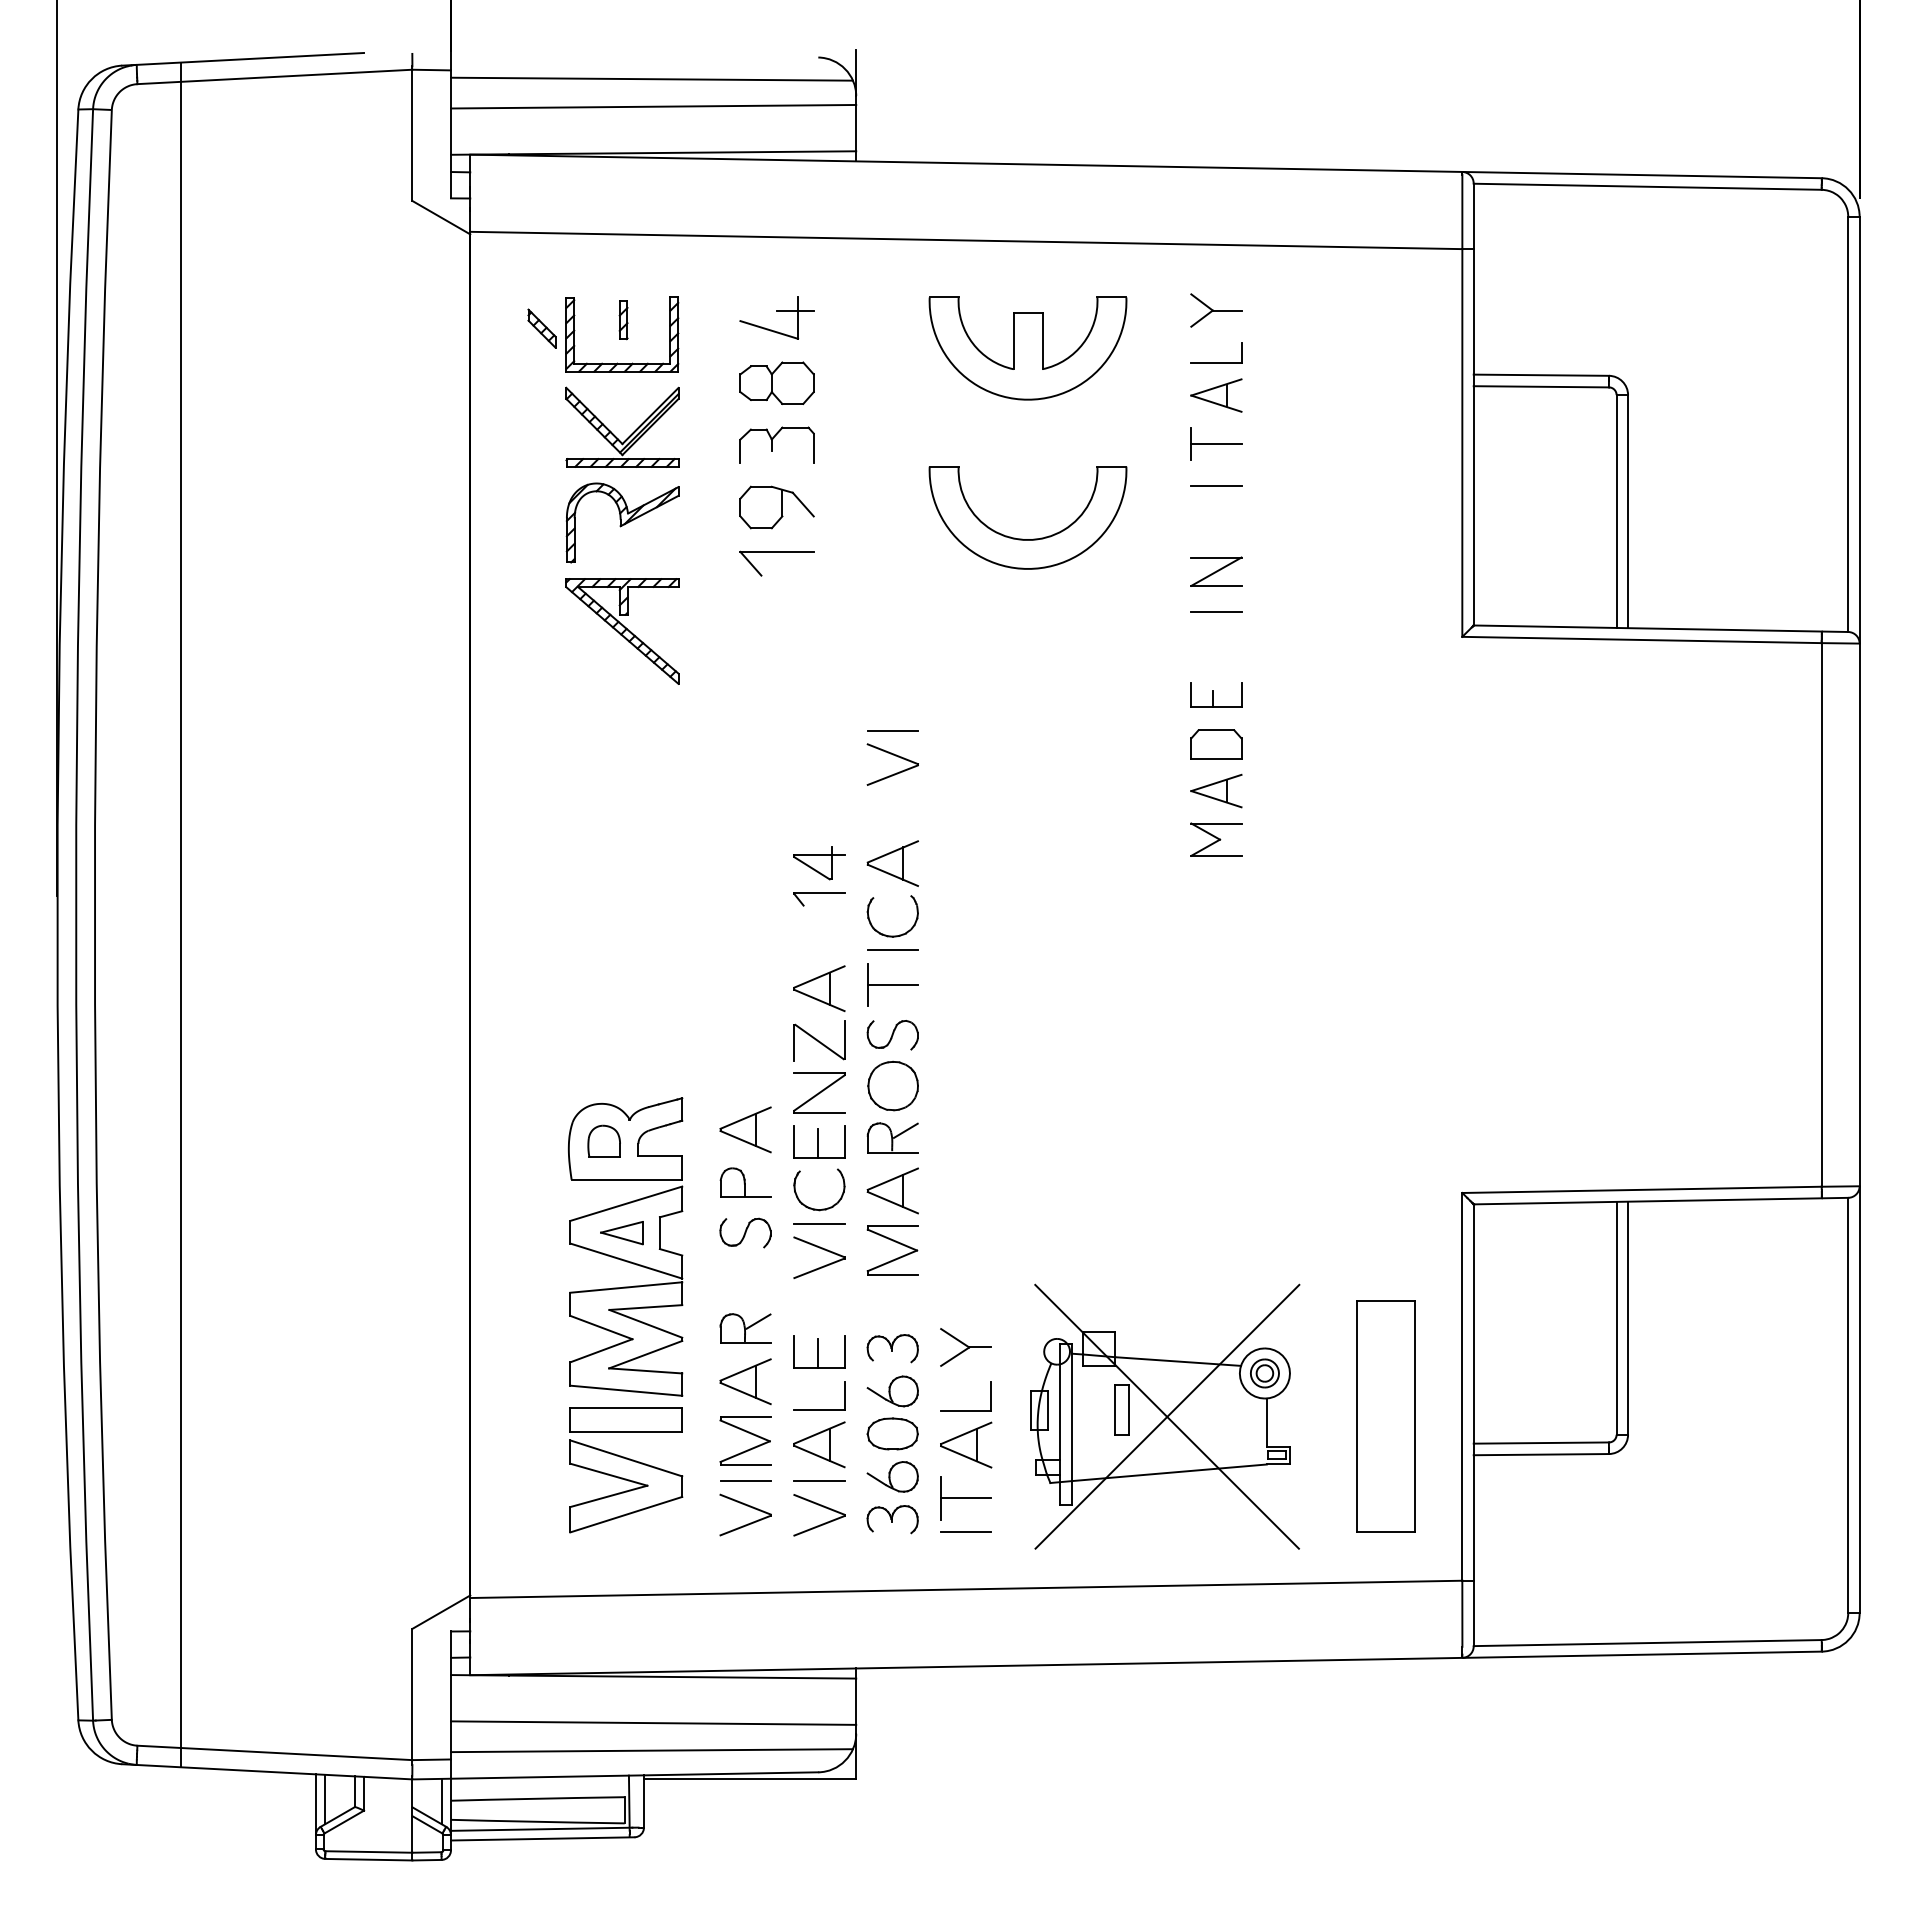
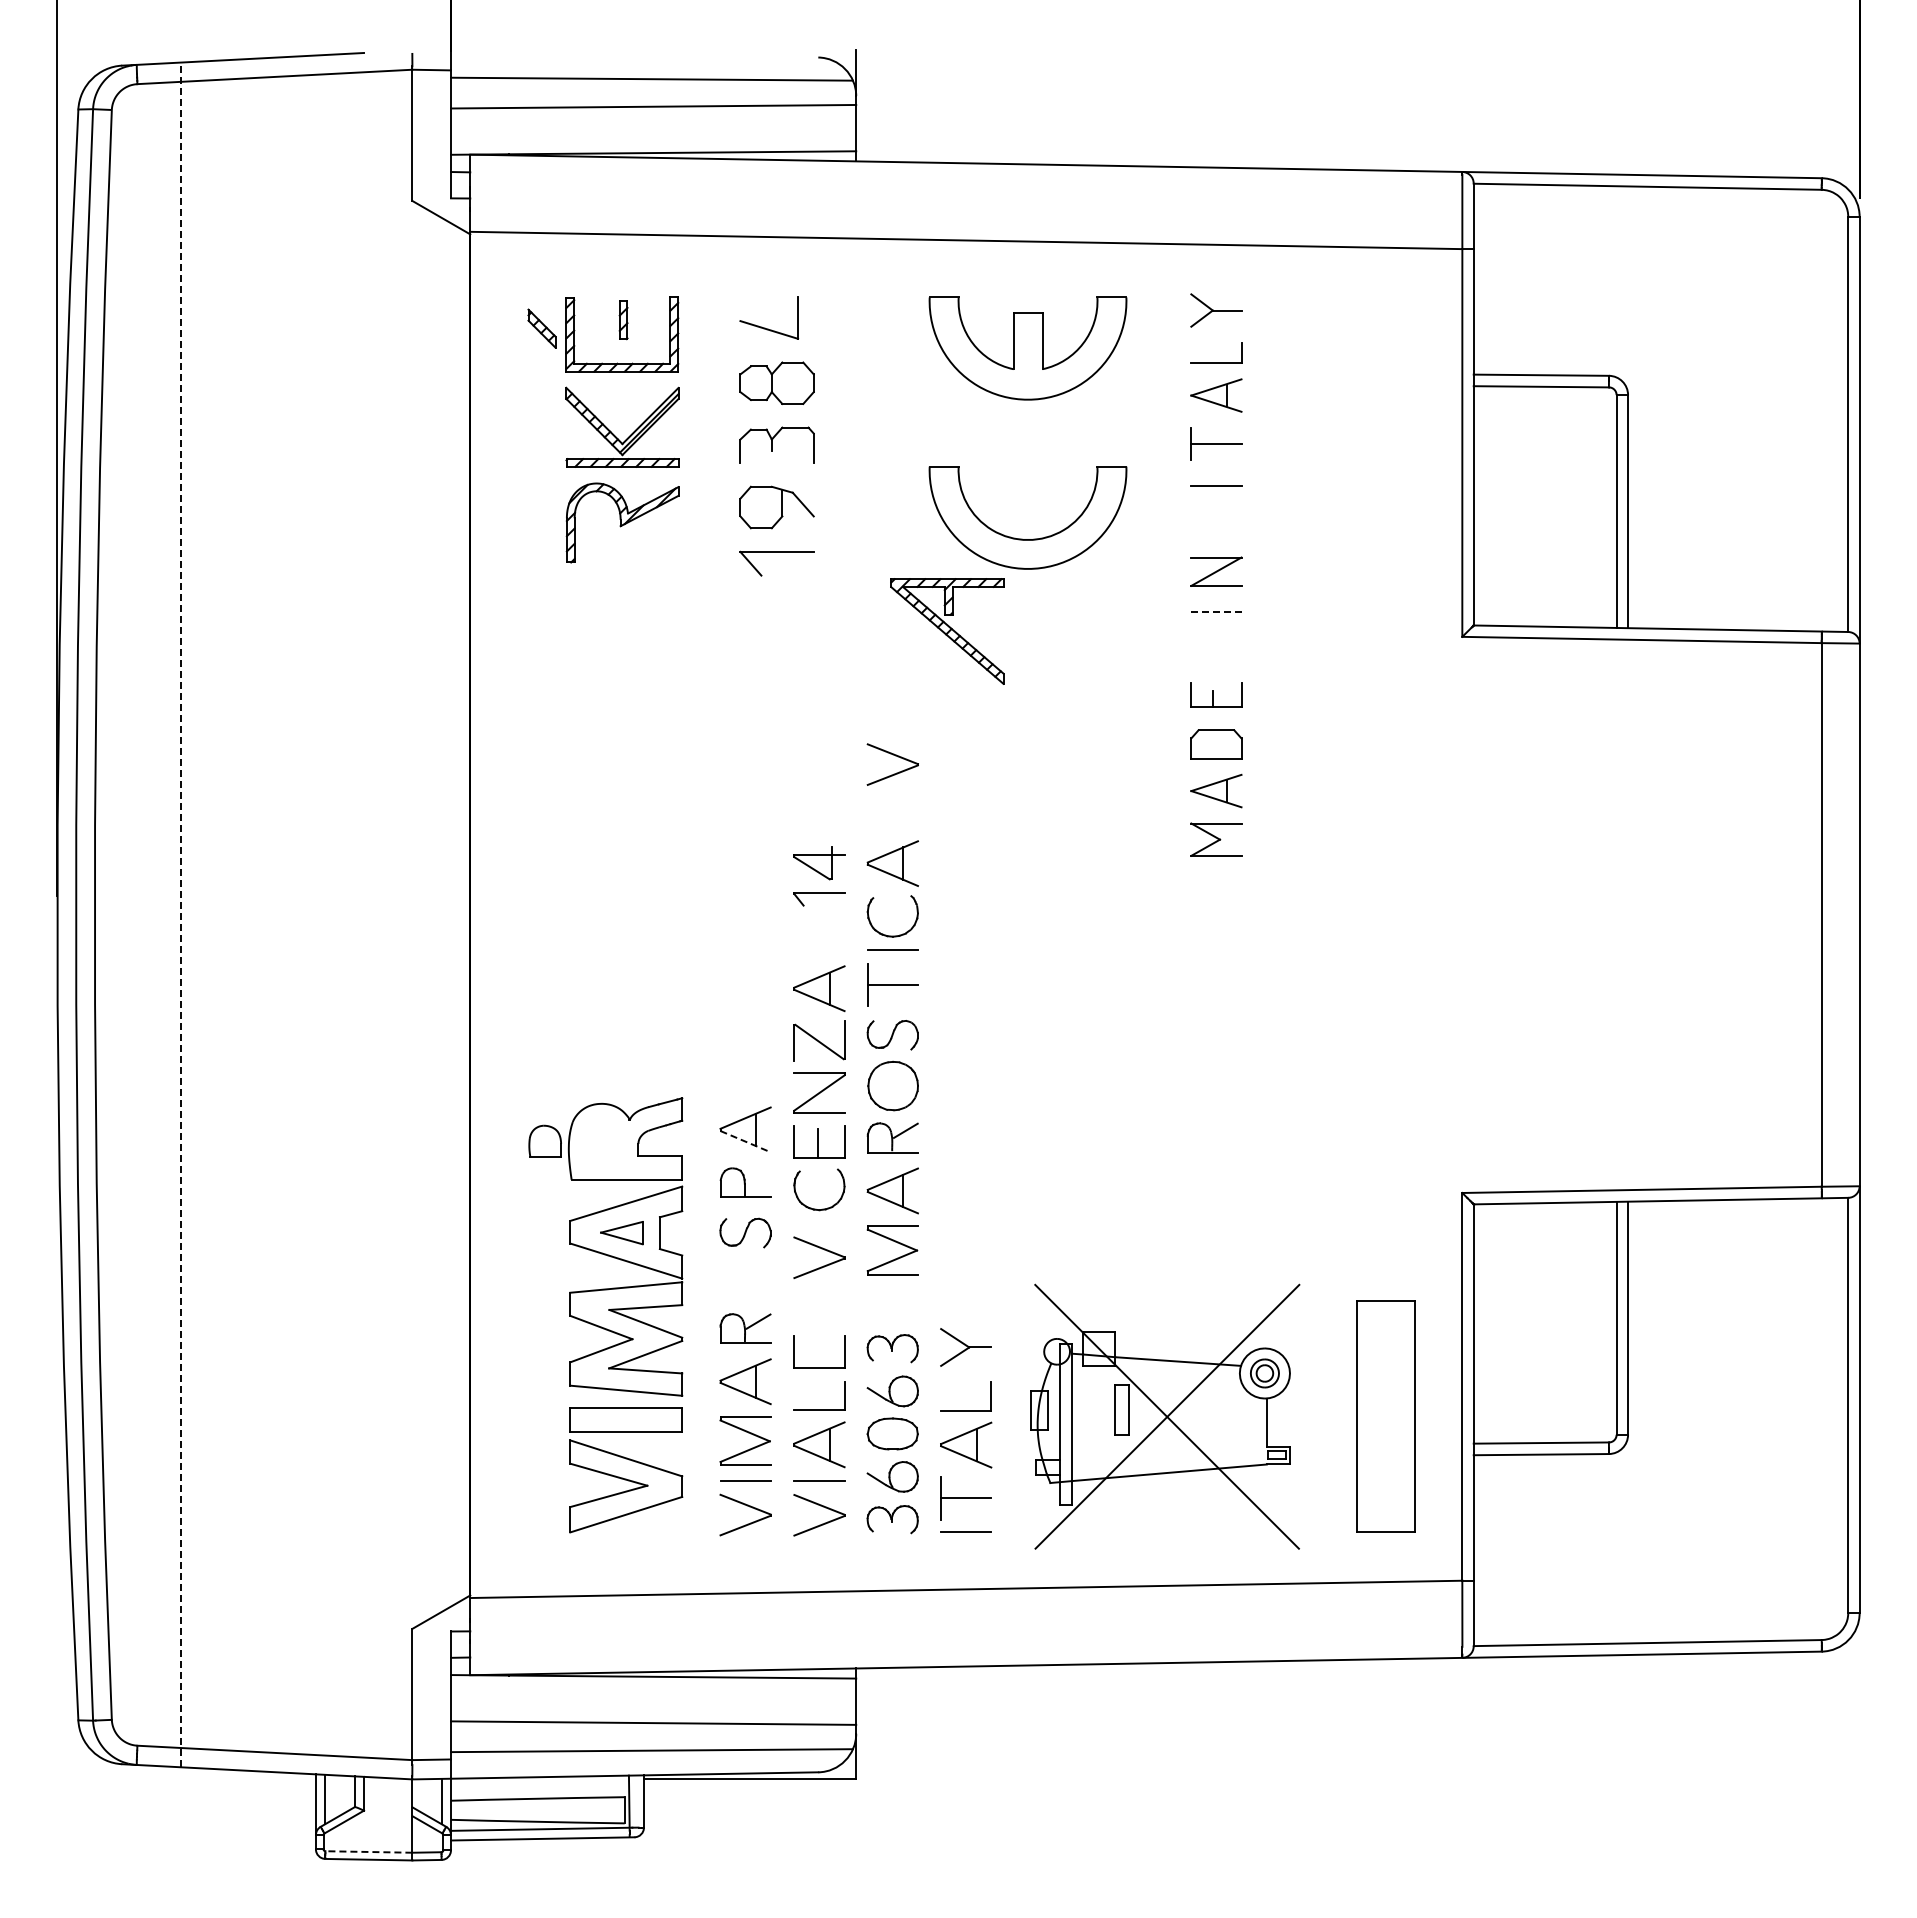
line: present -> none (795, 311)
line: solid -> dashed (1216, 611)
part position: (622, 631) -> (947, 631) (947, 631)
line: present -> none (892, 730)
line: solid -> dashed (180, 914)
part position: (603, 1140) -> (544, 1140) (544, 1140)
line: solid -> dashed (746, 1141)
line: present -> none (819, 1223)
line: present -> none (818, 1353)
line: solid -> dashed (368, 1851)
